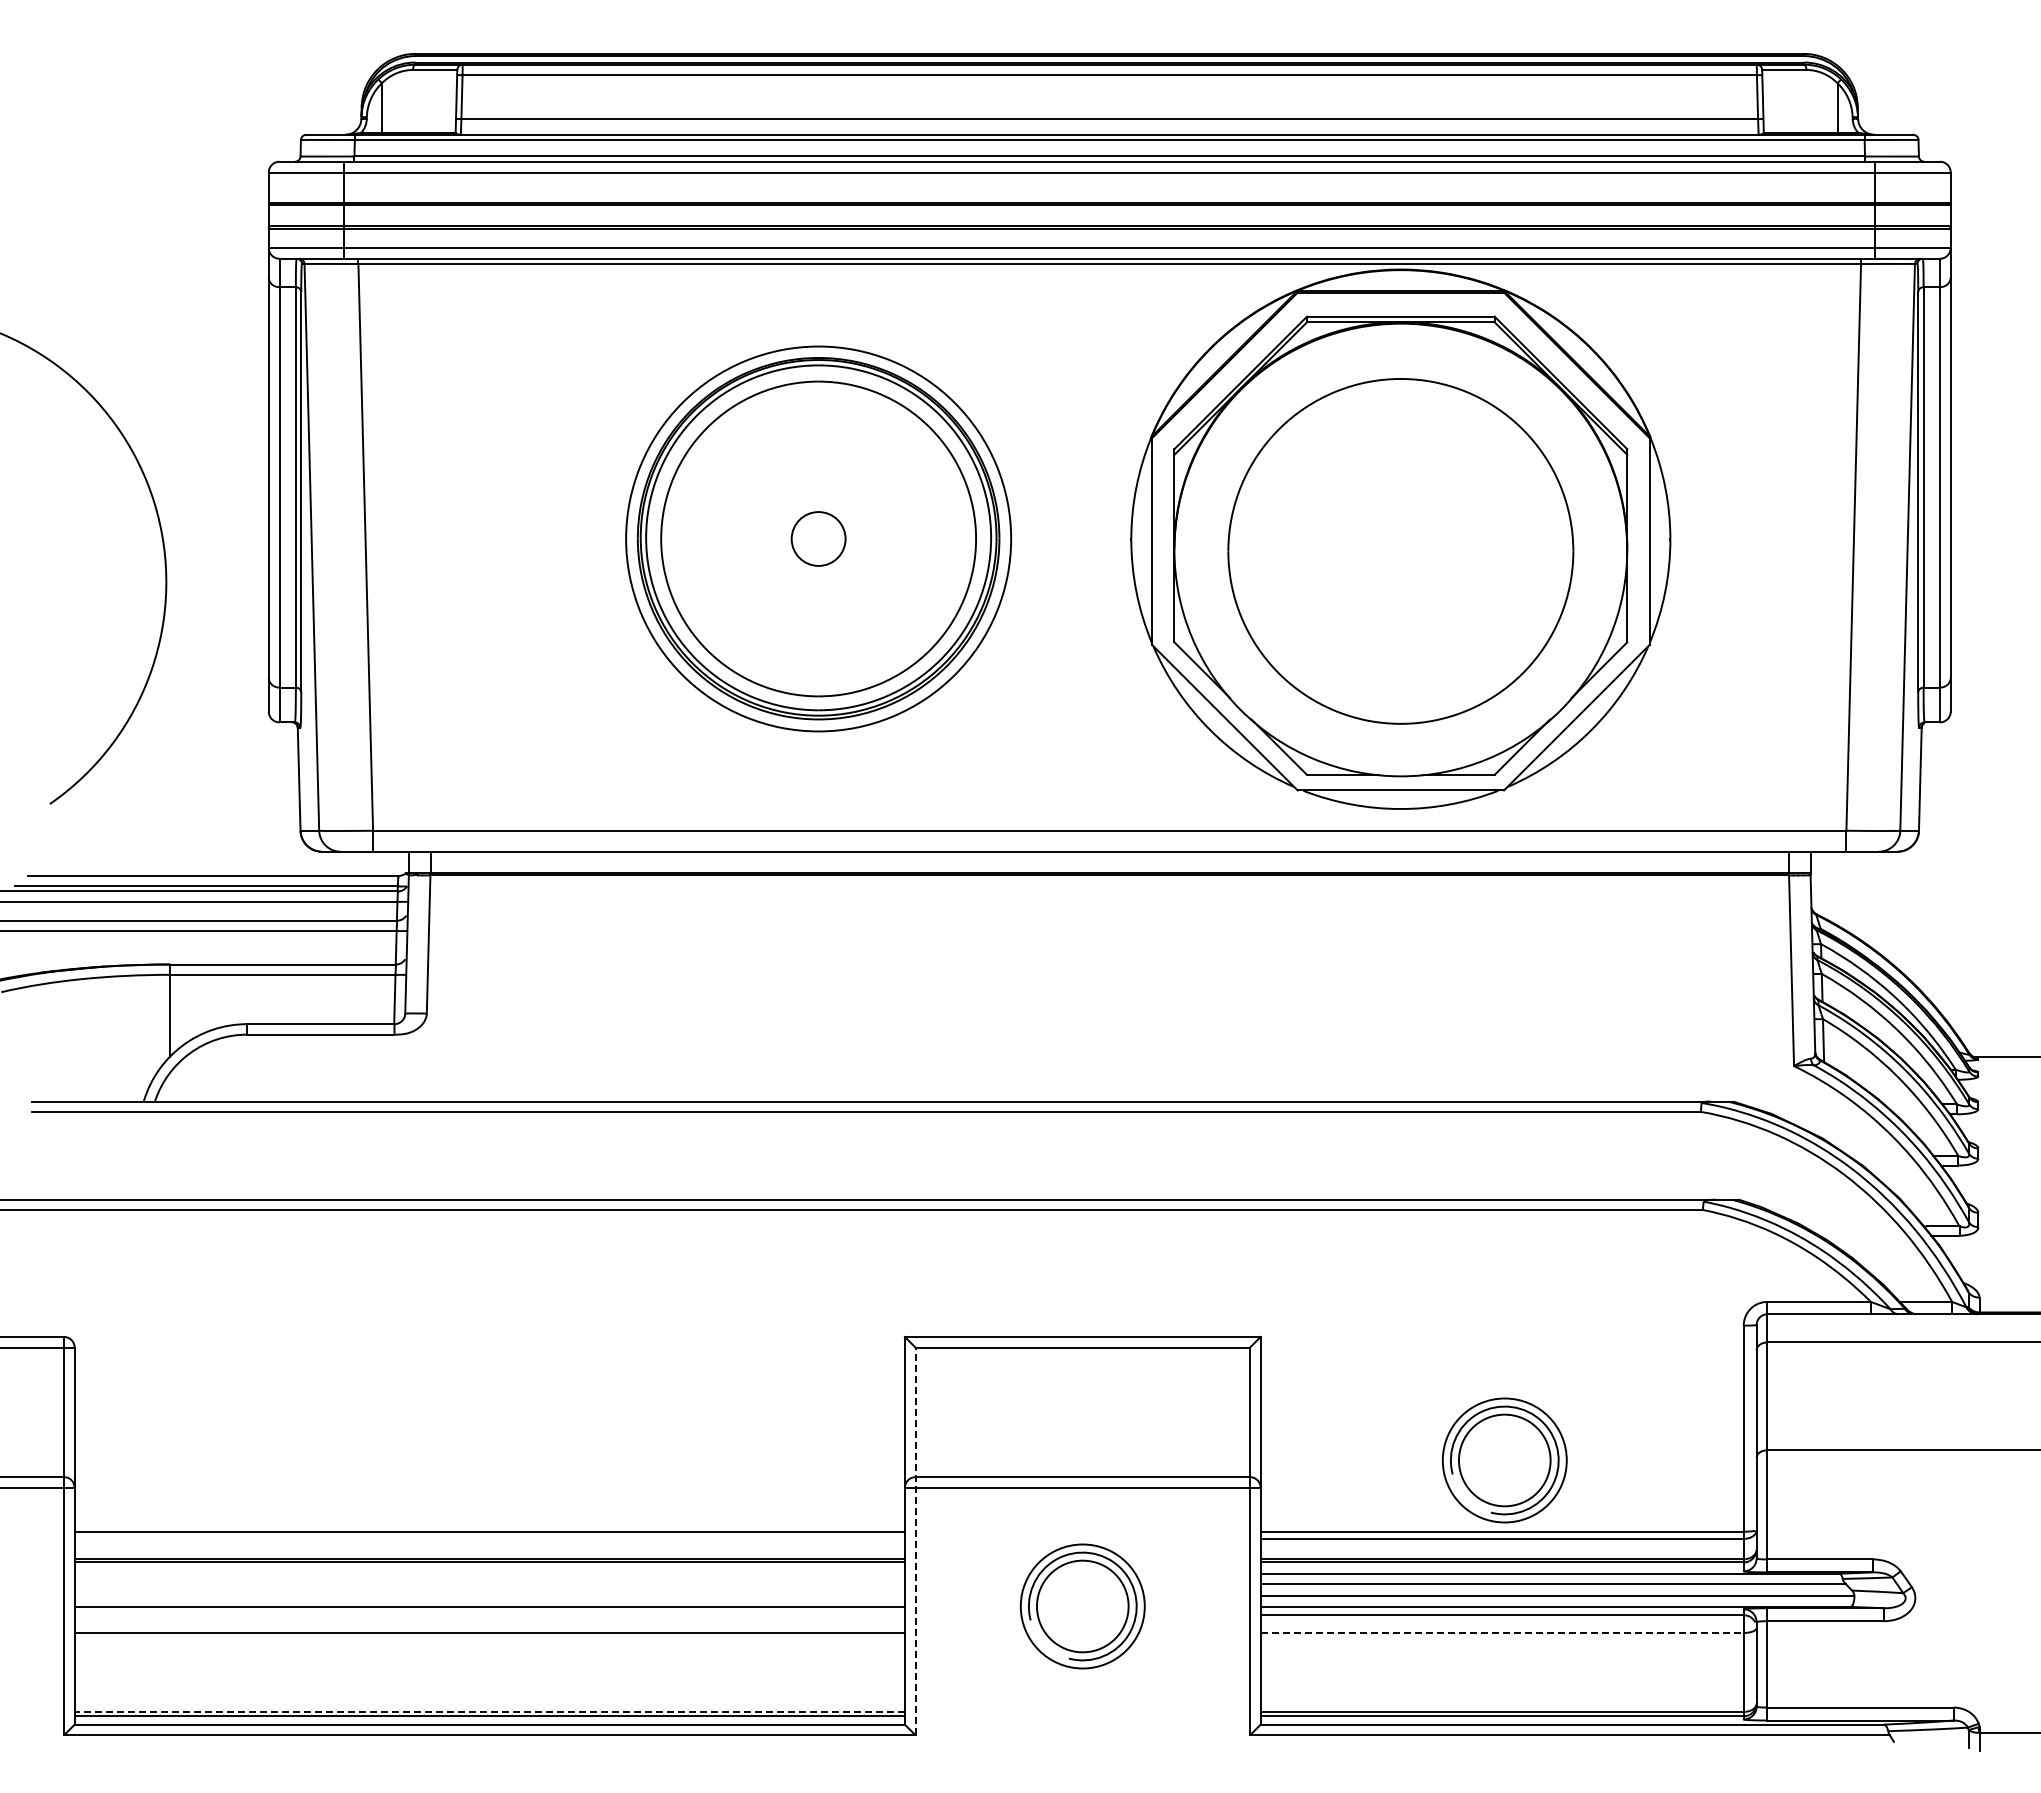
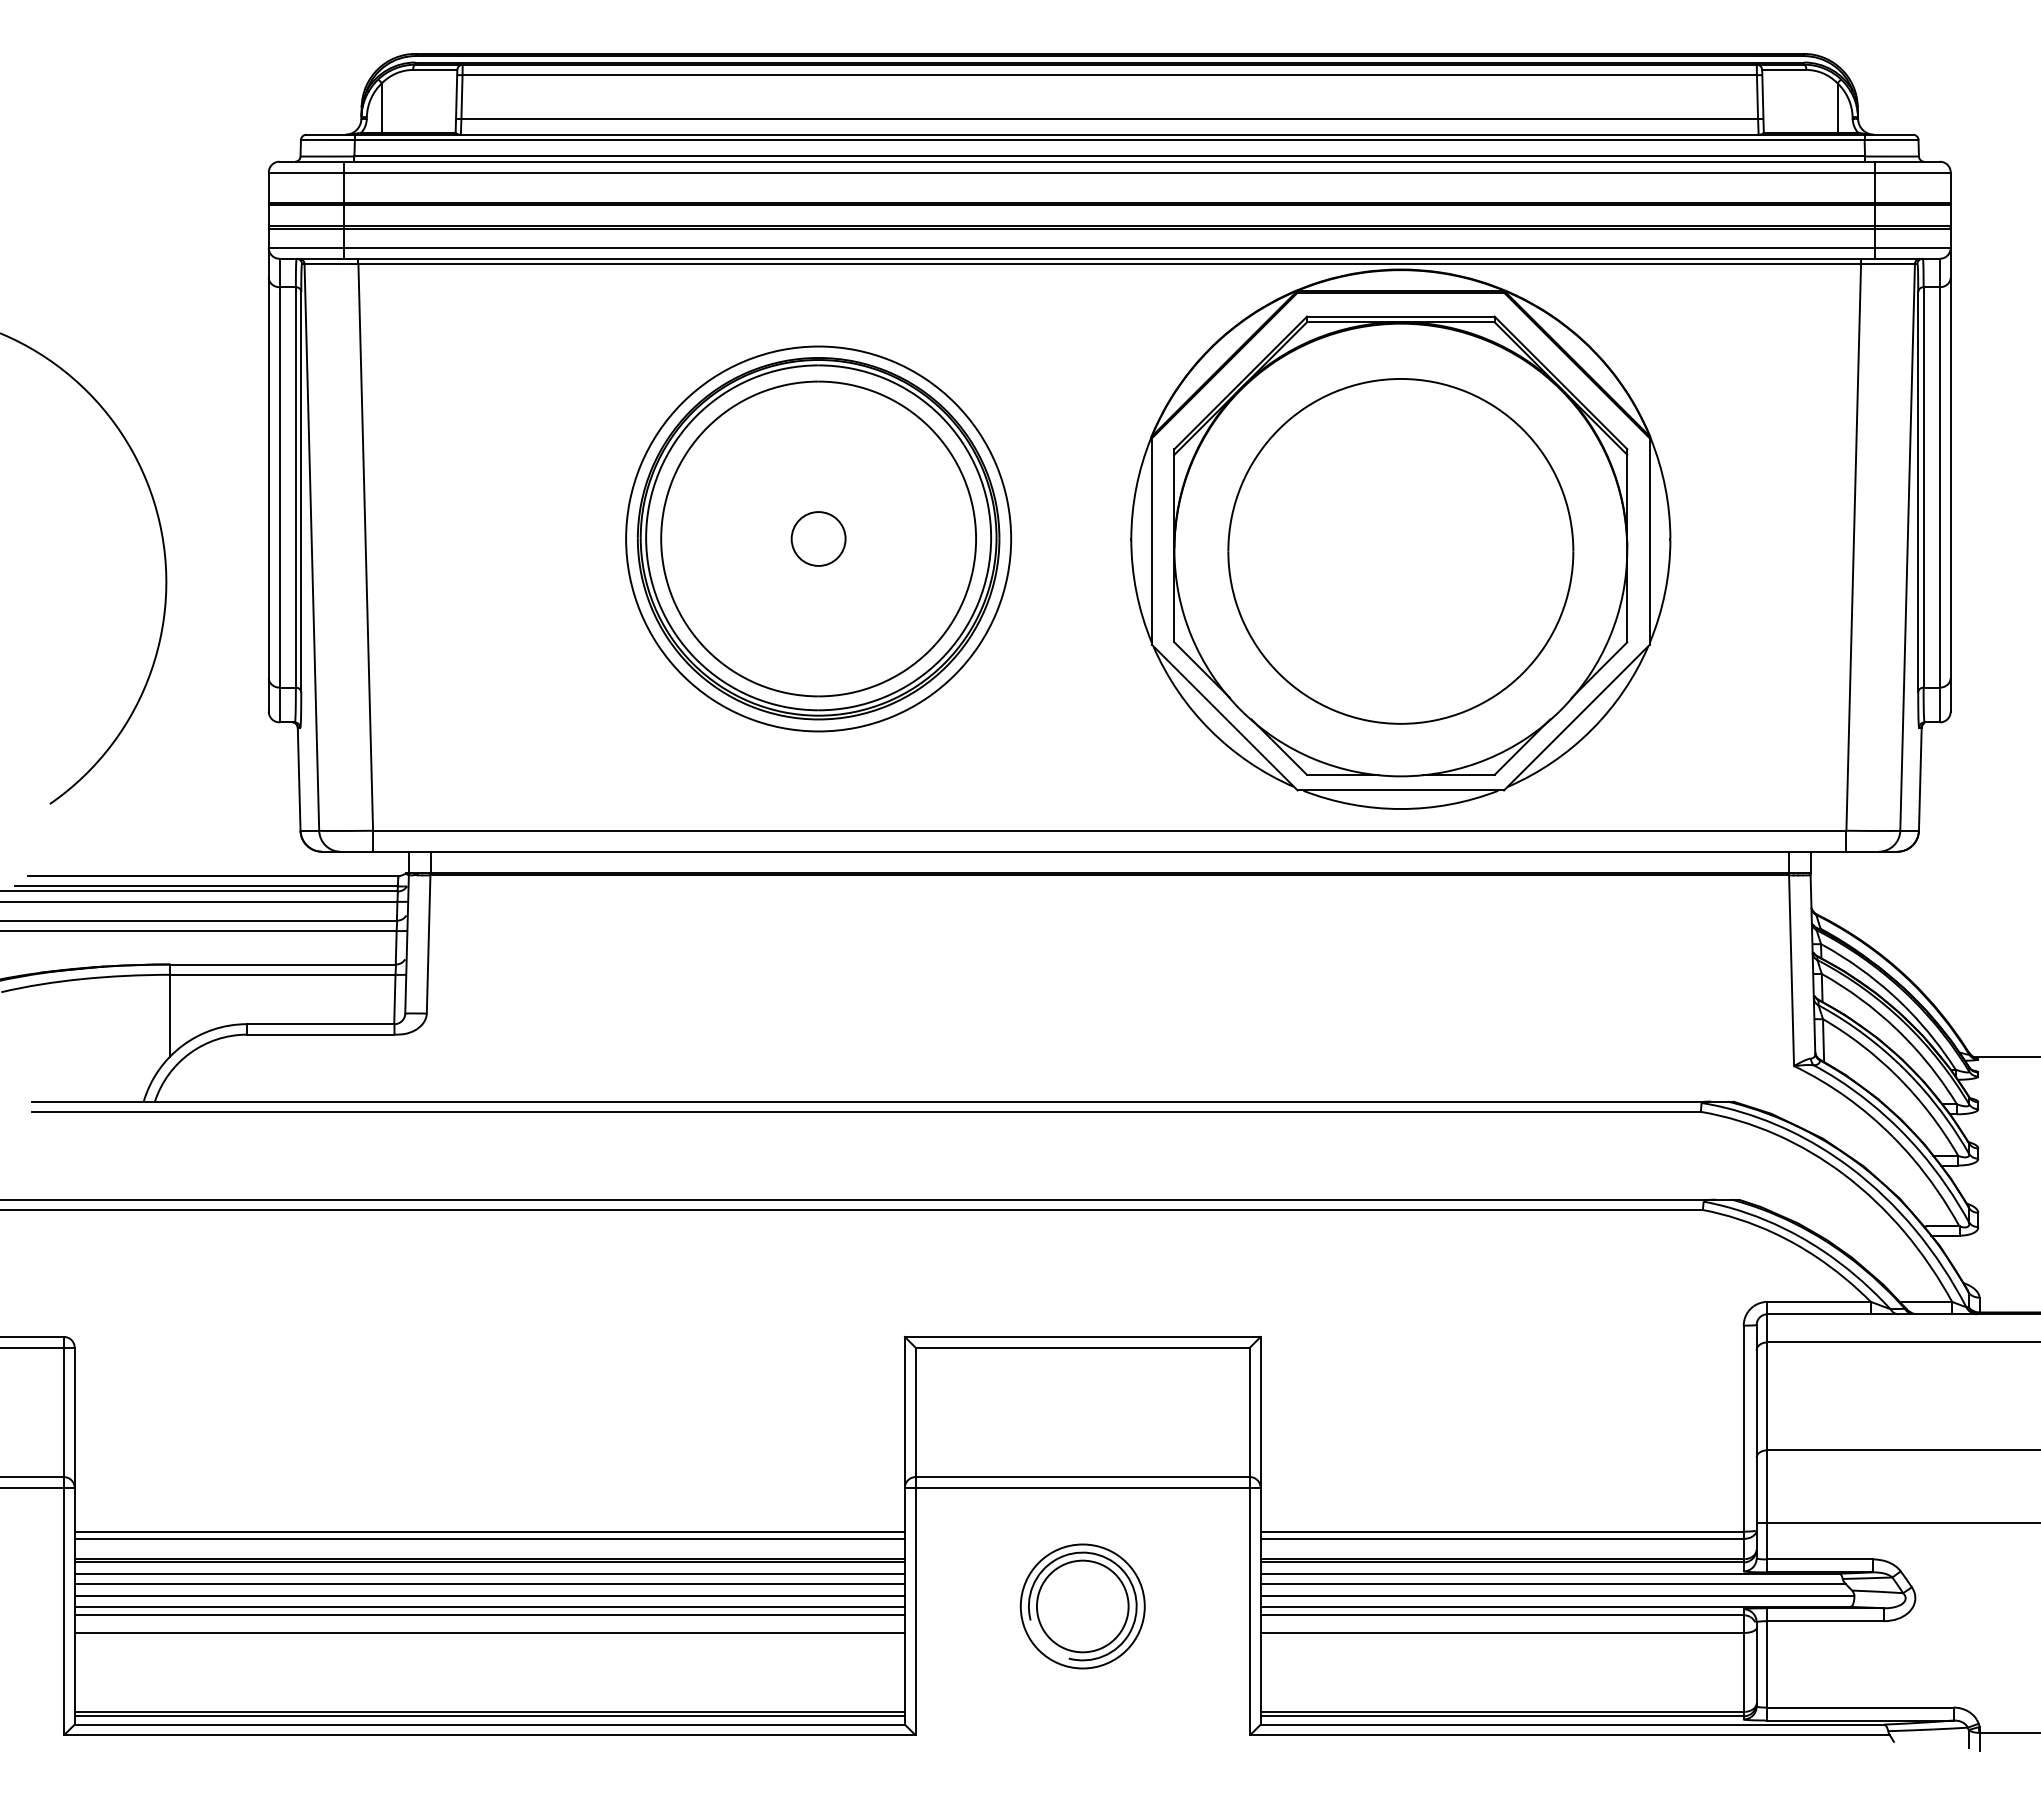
part: present -> none (1504, 1460)
line: none -> present (1896, 1523)
line: none -> present (489, 1538)
line: dashed -> solid (915, 1541)
line: none -> present (489, 1573)
line: none -> present (489, 1584)
line: none -> present (489, 1596)
line: none -> present (489, 1615)
line: dashed -> solid (1502, 1632)
line: dashed -> solid (489, 1711)
